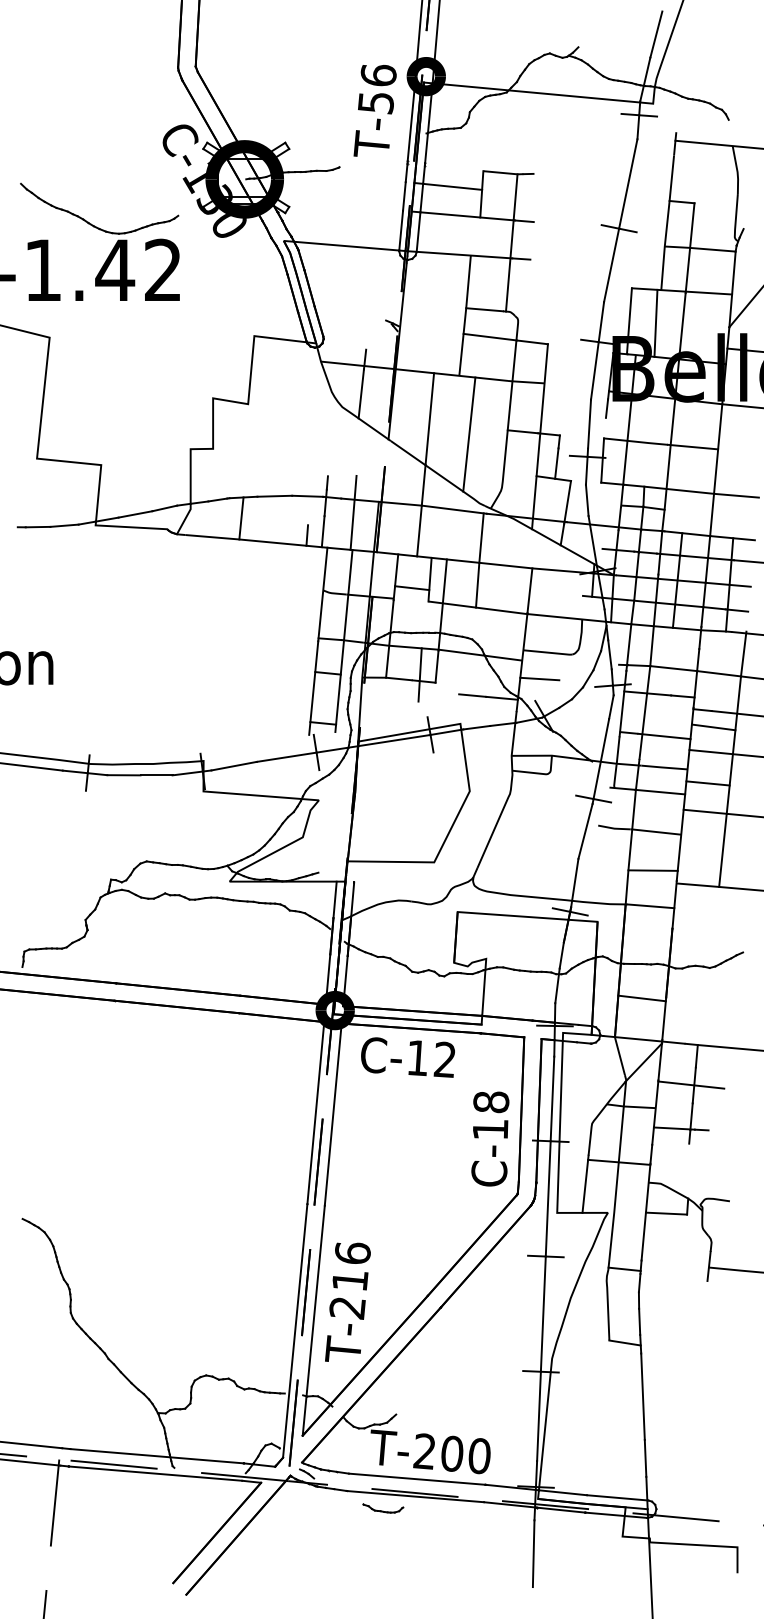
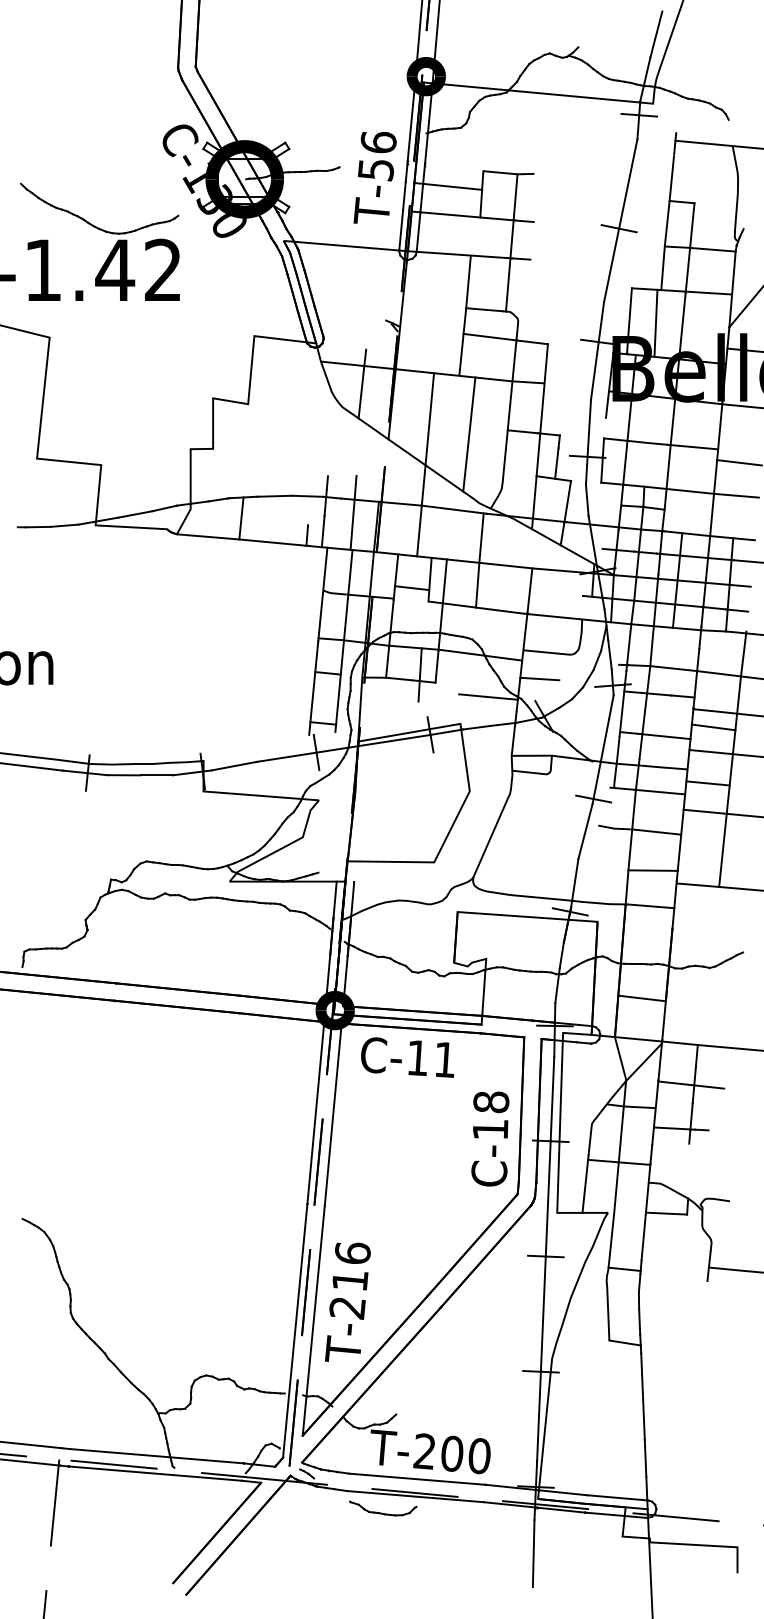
text position: (374, 110) -> (374, 177) (374, 177)
line: none -> present (738, 462)
text: C-12 -> C-11 (443, 1059)
part size: 43x11 px -> 69x17 px (383, 1508)
